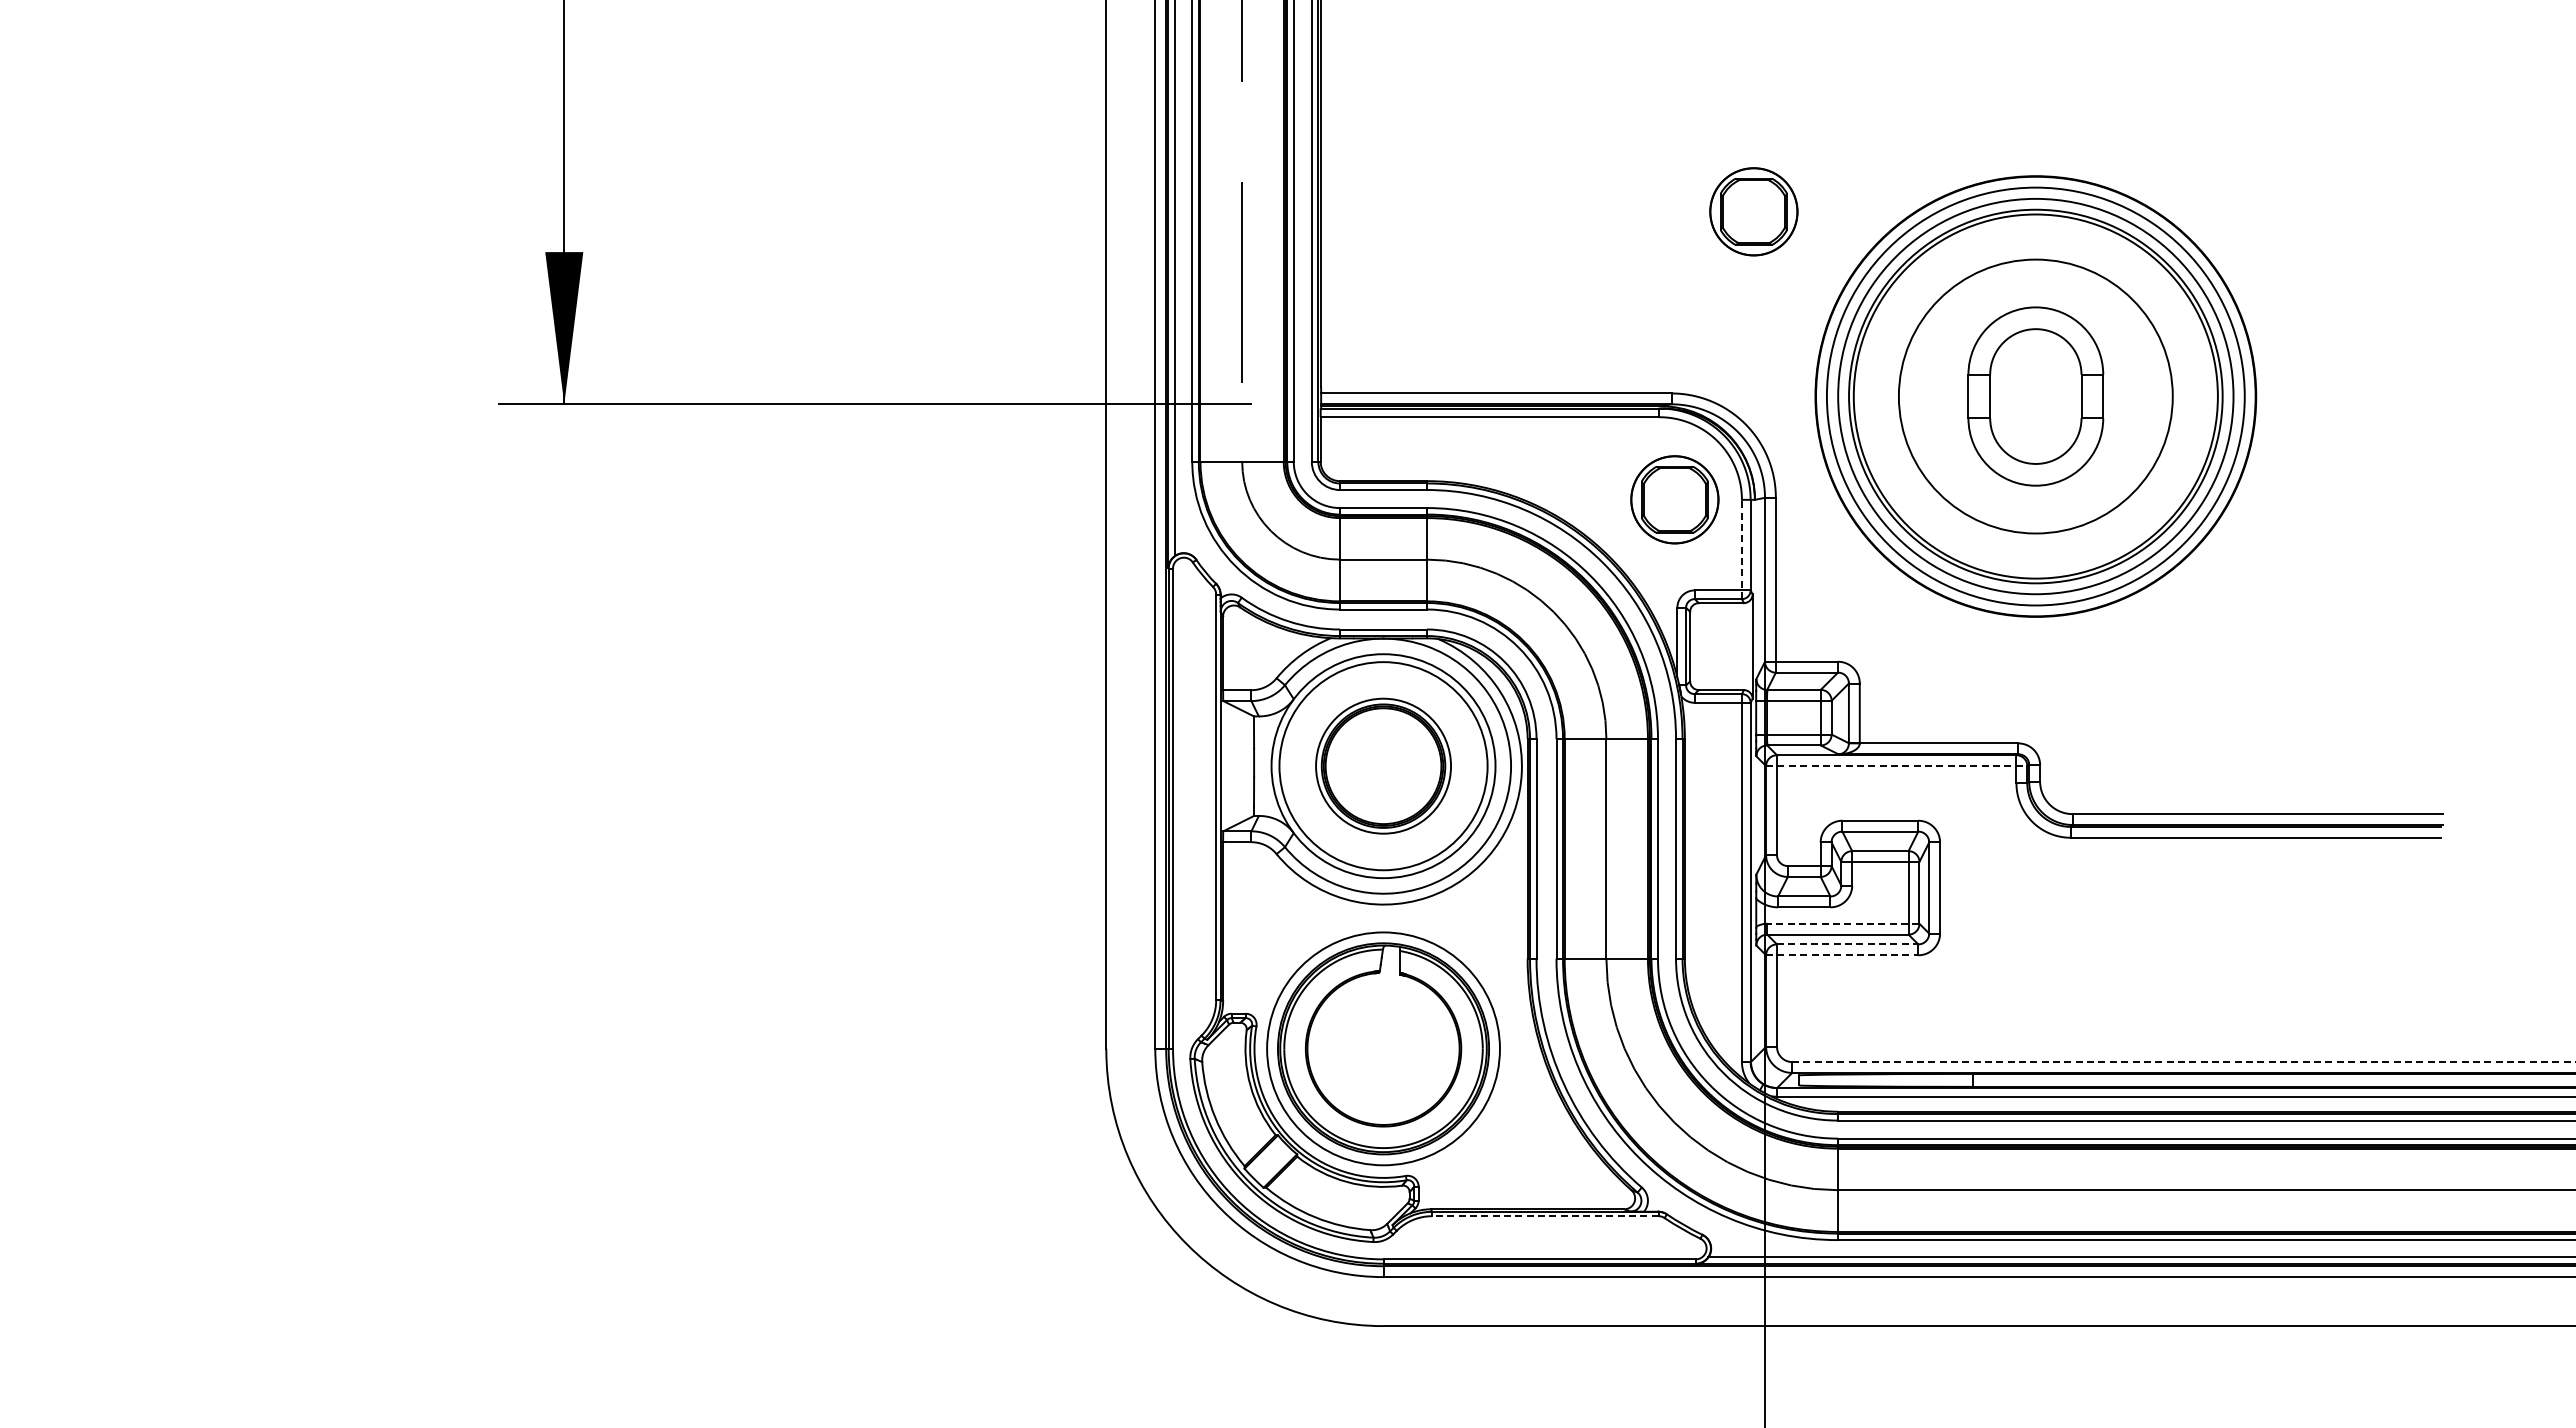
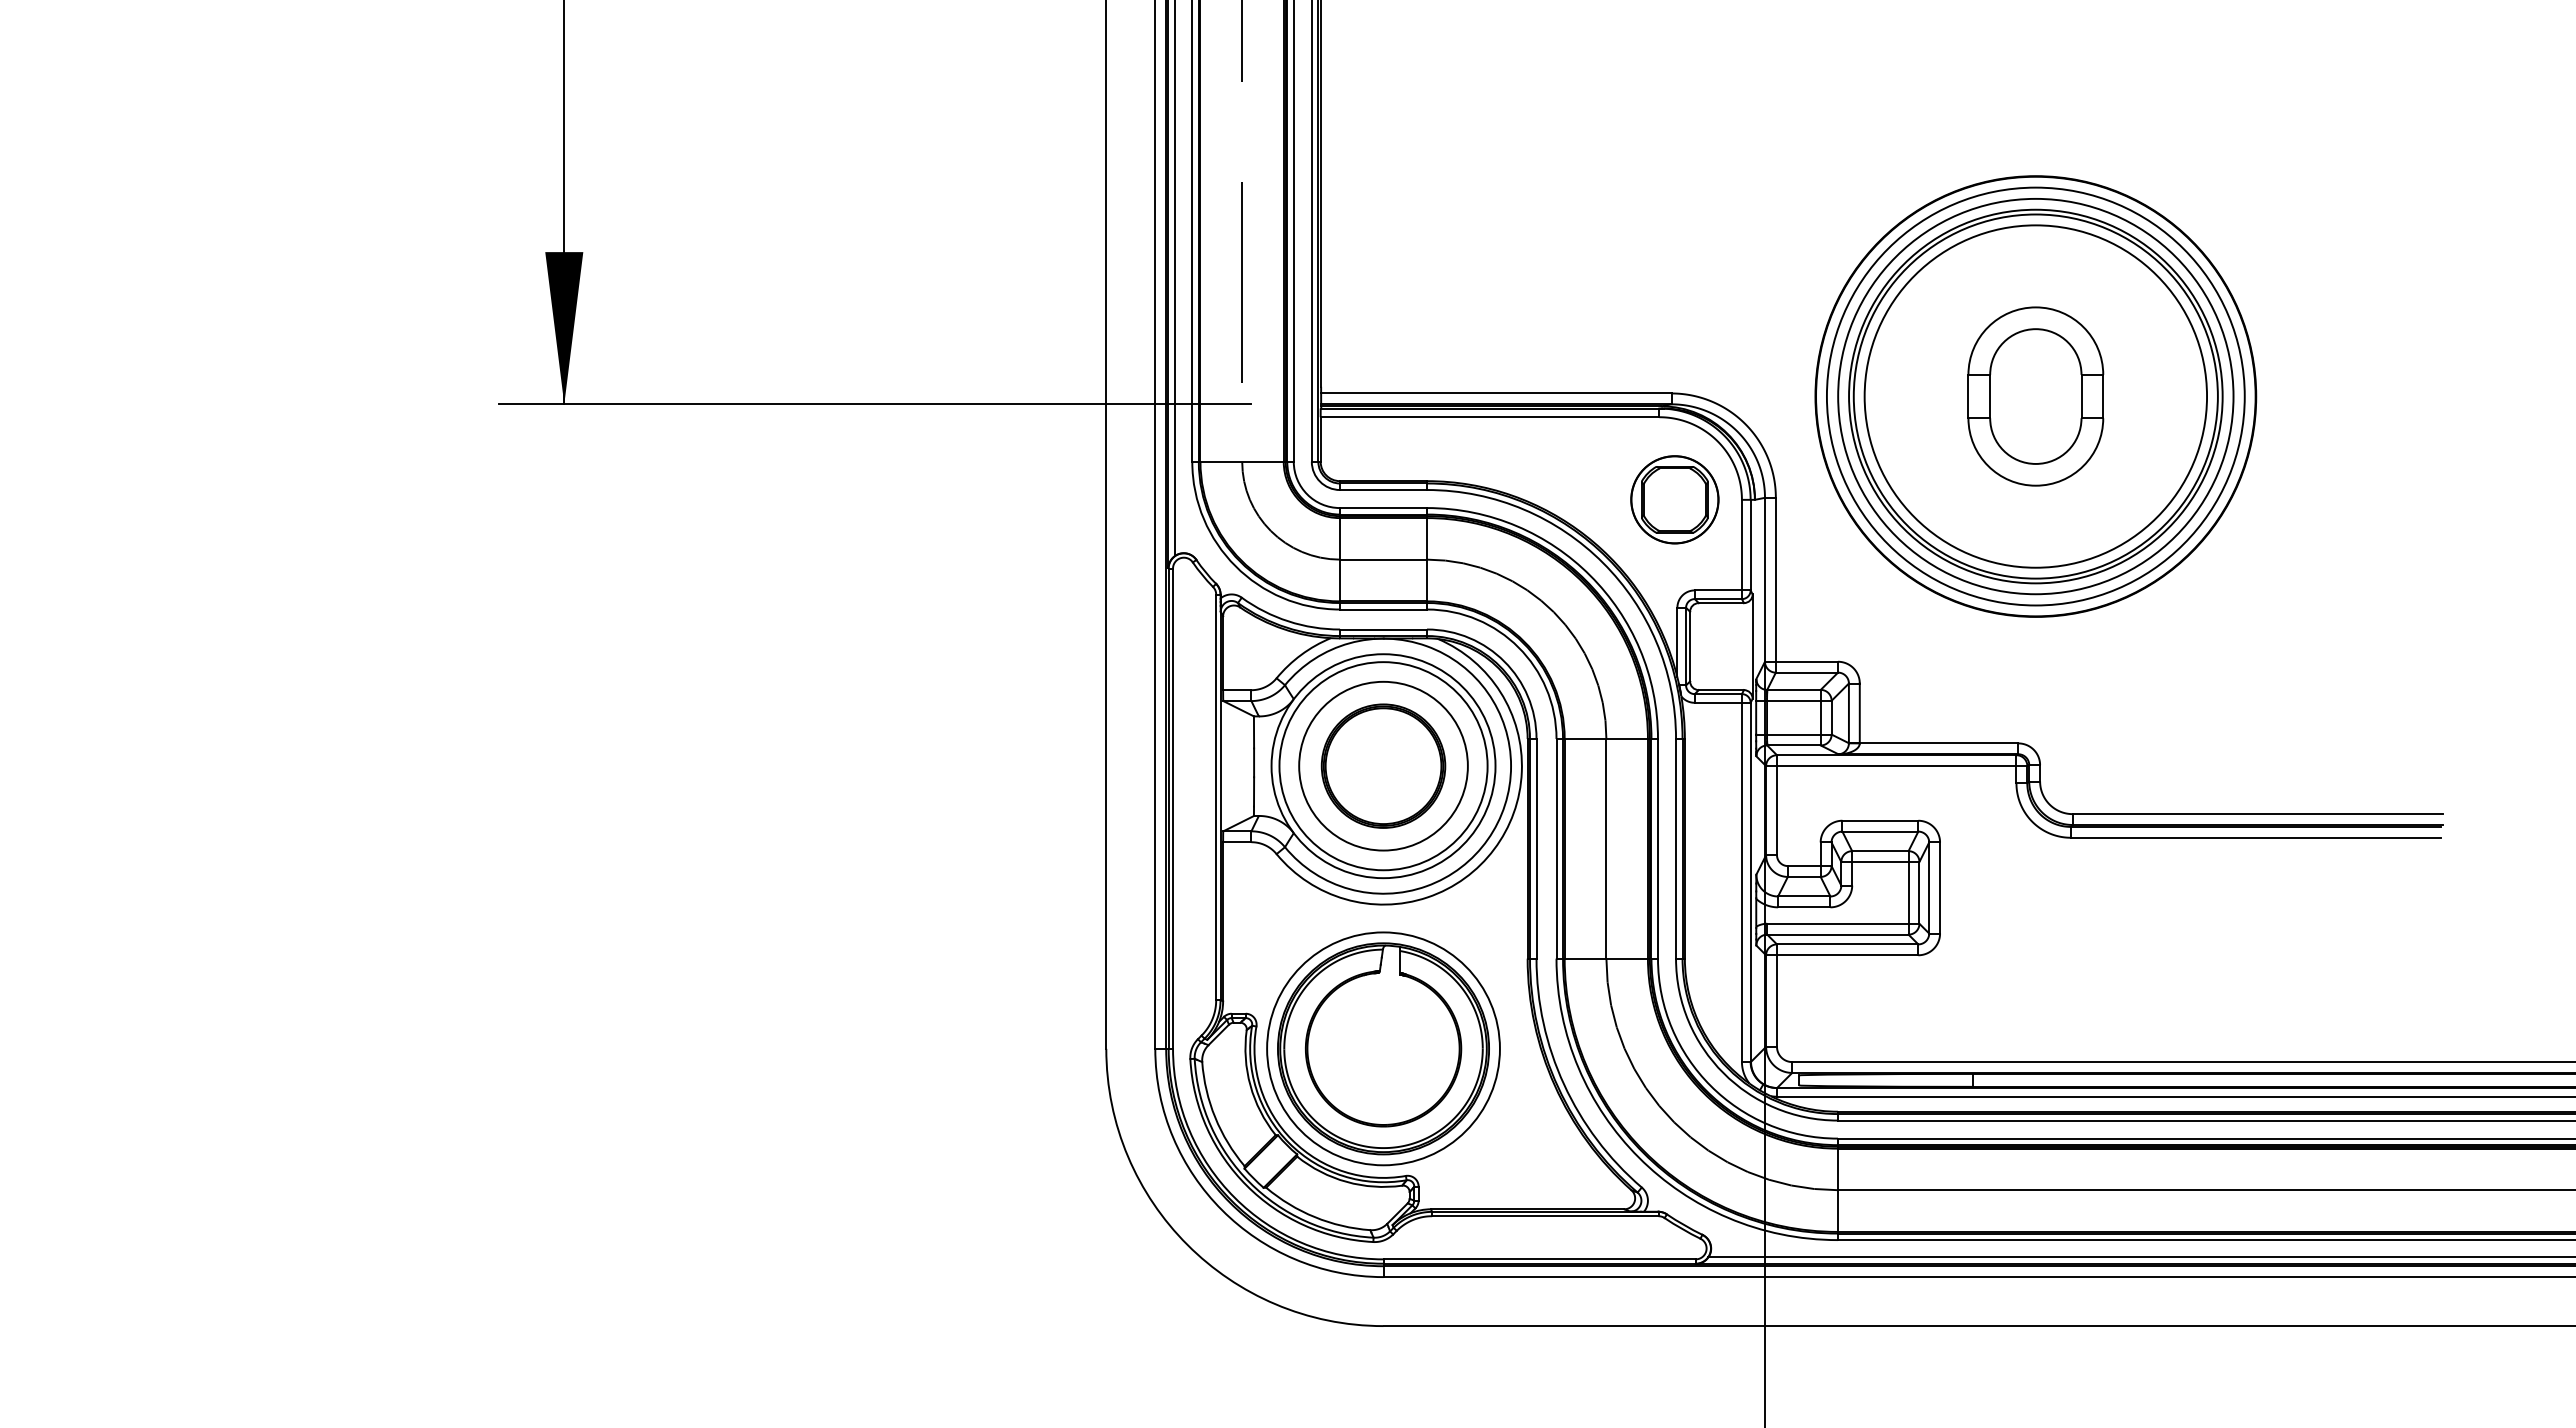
part: present -> none (1753, 211)
circle diameter: 274 px -> 342 px (2035, 396)
line: dashed -> solid (1741, 549)
circle diameter: 135 px -> 169 px (1383, 765)
line: dashed -> solid (1896, 766)
line: dashed -> solid (1842, 923)
line: dashed -> solid (1847, 944)
line: dashed -> solid (1842, 955)
line: dashed -> solid (2183, 1062)
line: dashed -> solid (1544, 1216)
